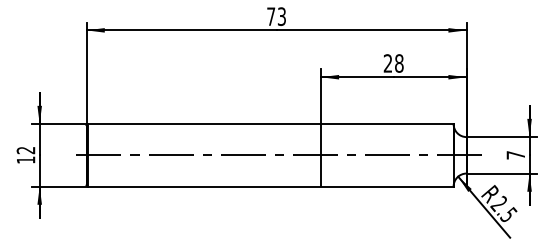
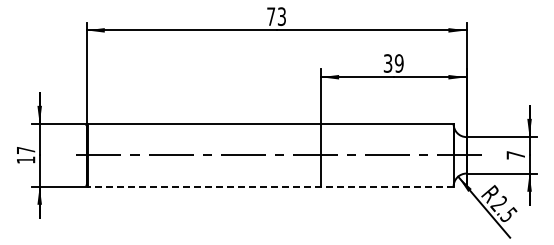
text: 28 -> 39 (393, 63)
text: 12 -> 17 (25, 150)
line: solid -> dashed (270, 186)
